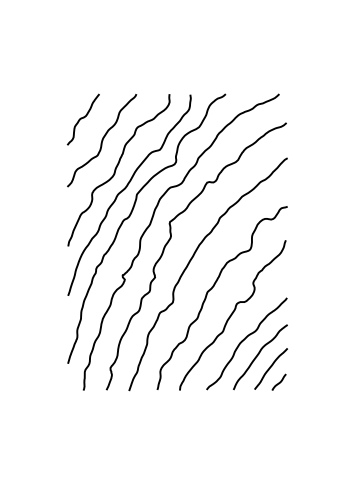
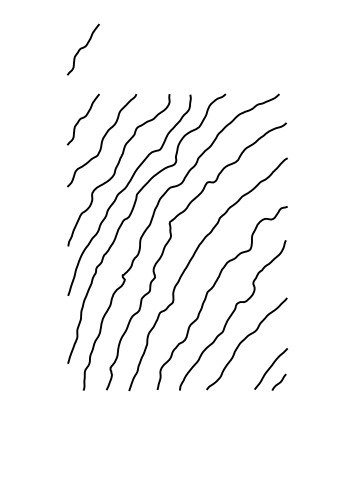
curve: none -> present (83, 48)
curve: present -> none (258, 355)
